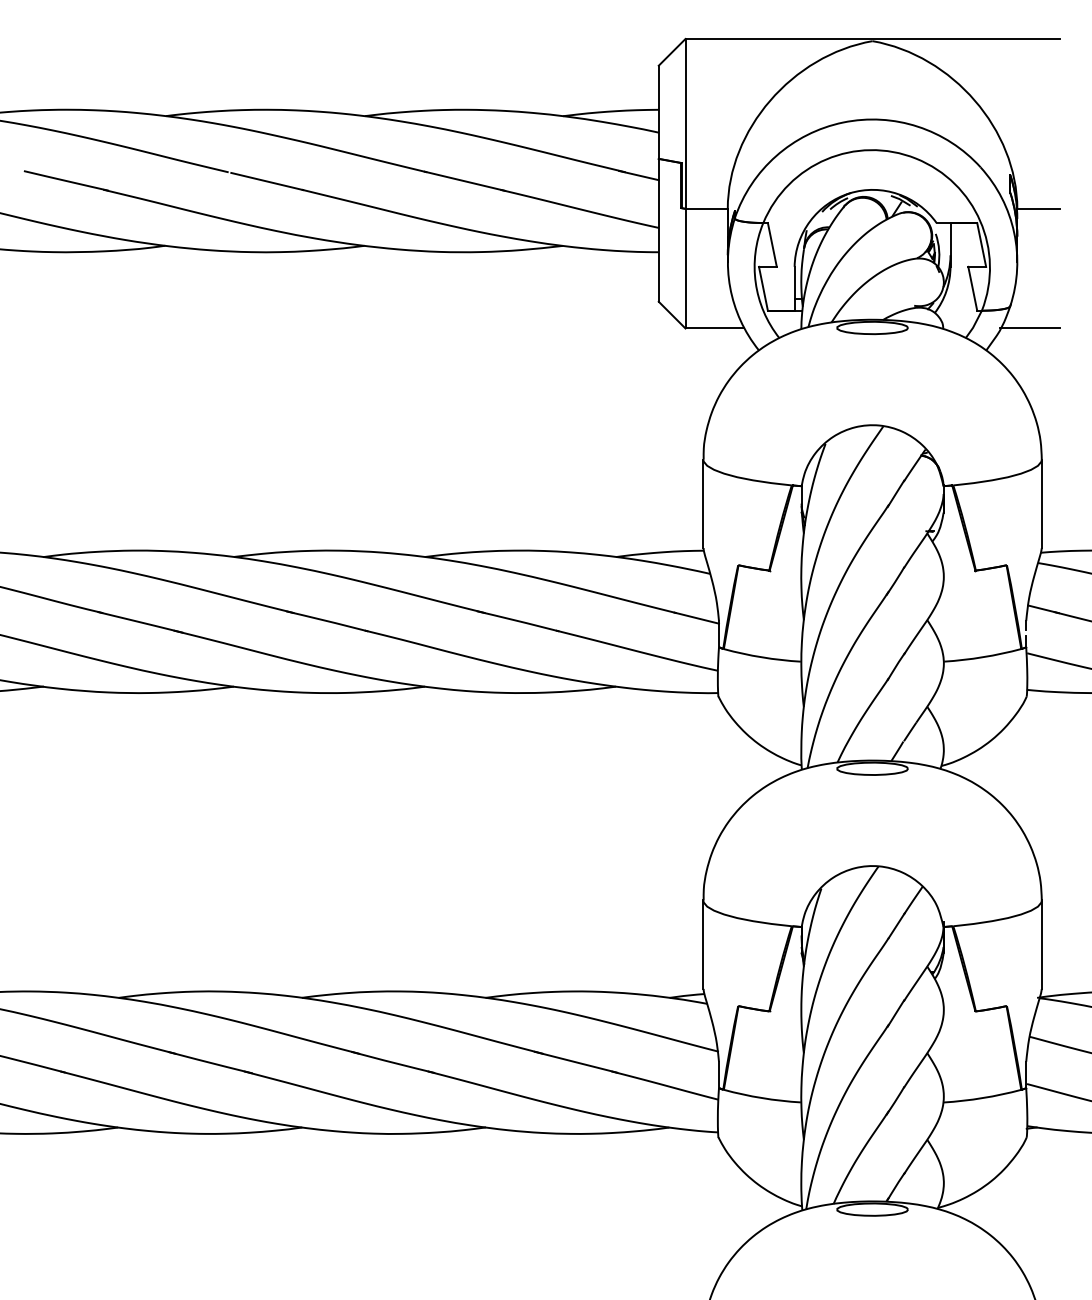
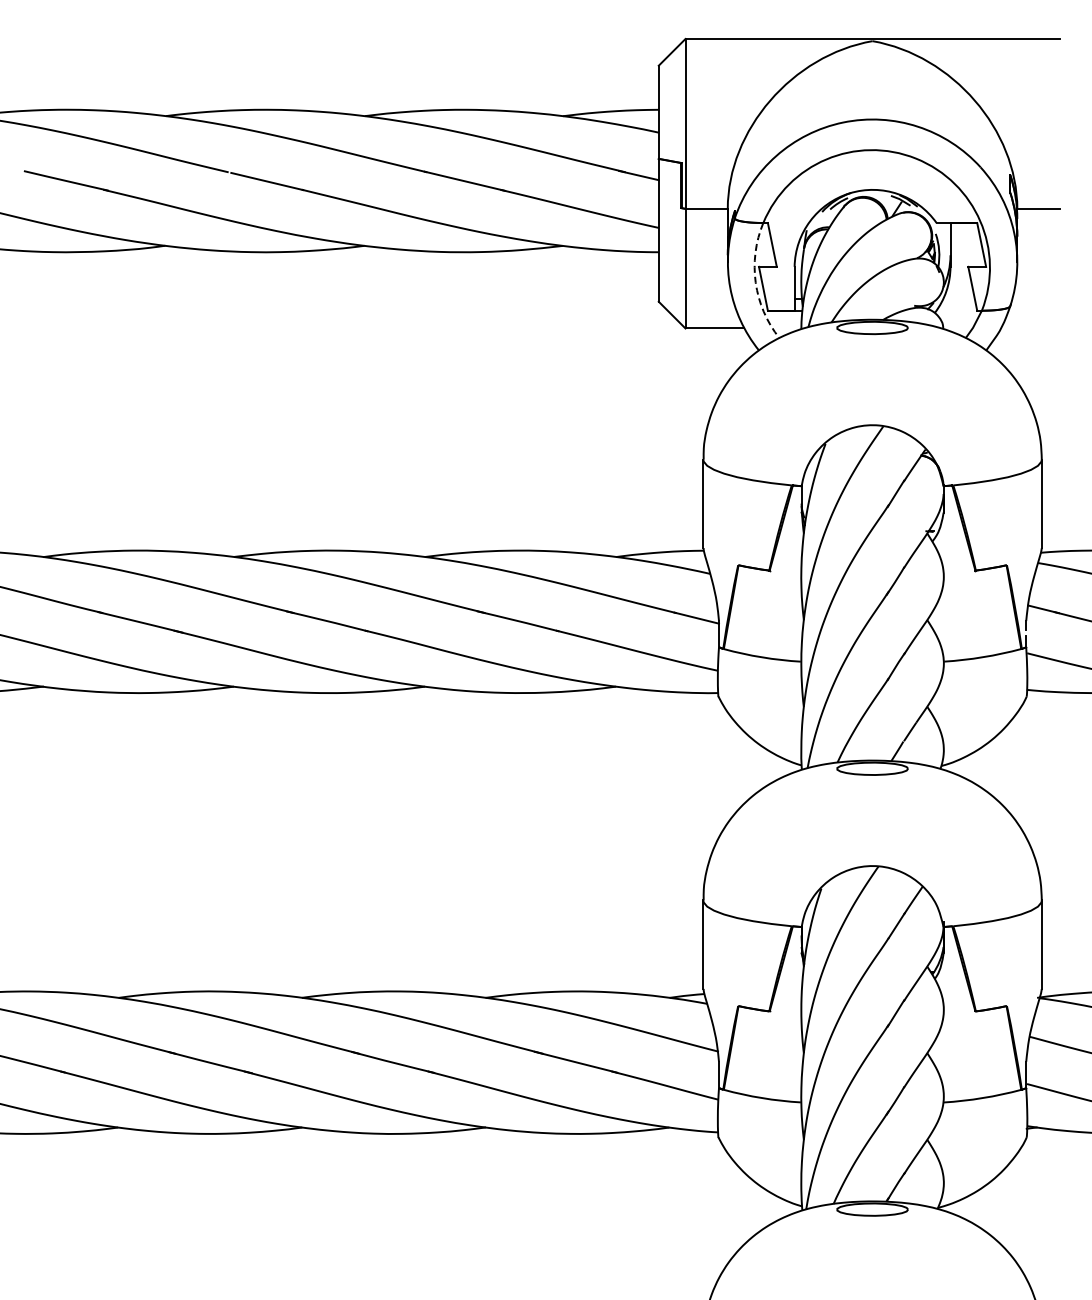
arc: solid -> dashed (755, 282)
line: present -> none (1029, 328)
